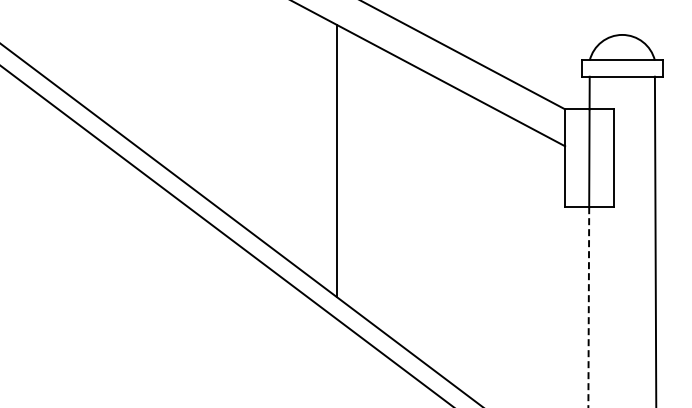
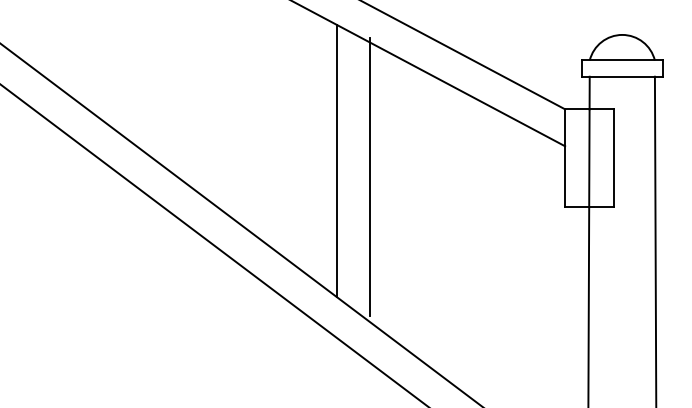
line: none -> present (369, 176)
line position: (226, 235) -> (213, 245) (213, 245)
line: dashed -> solid (588, 307)
